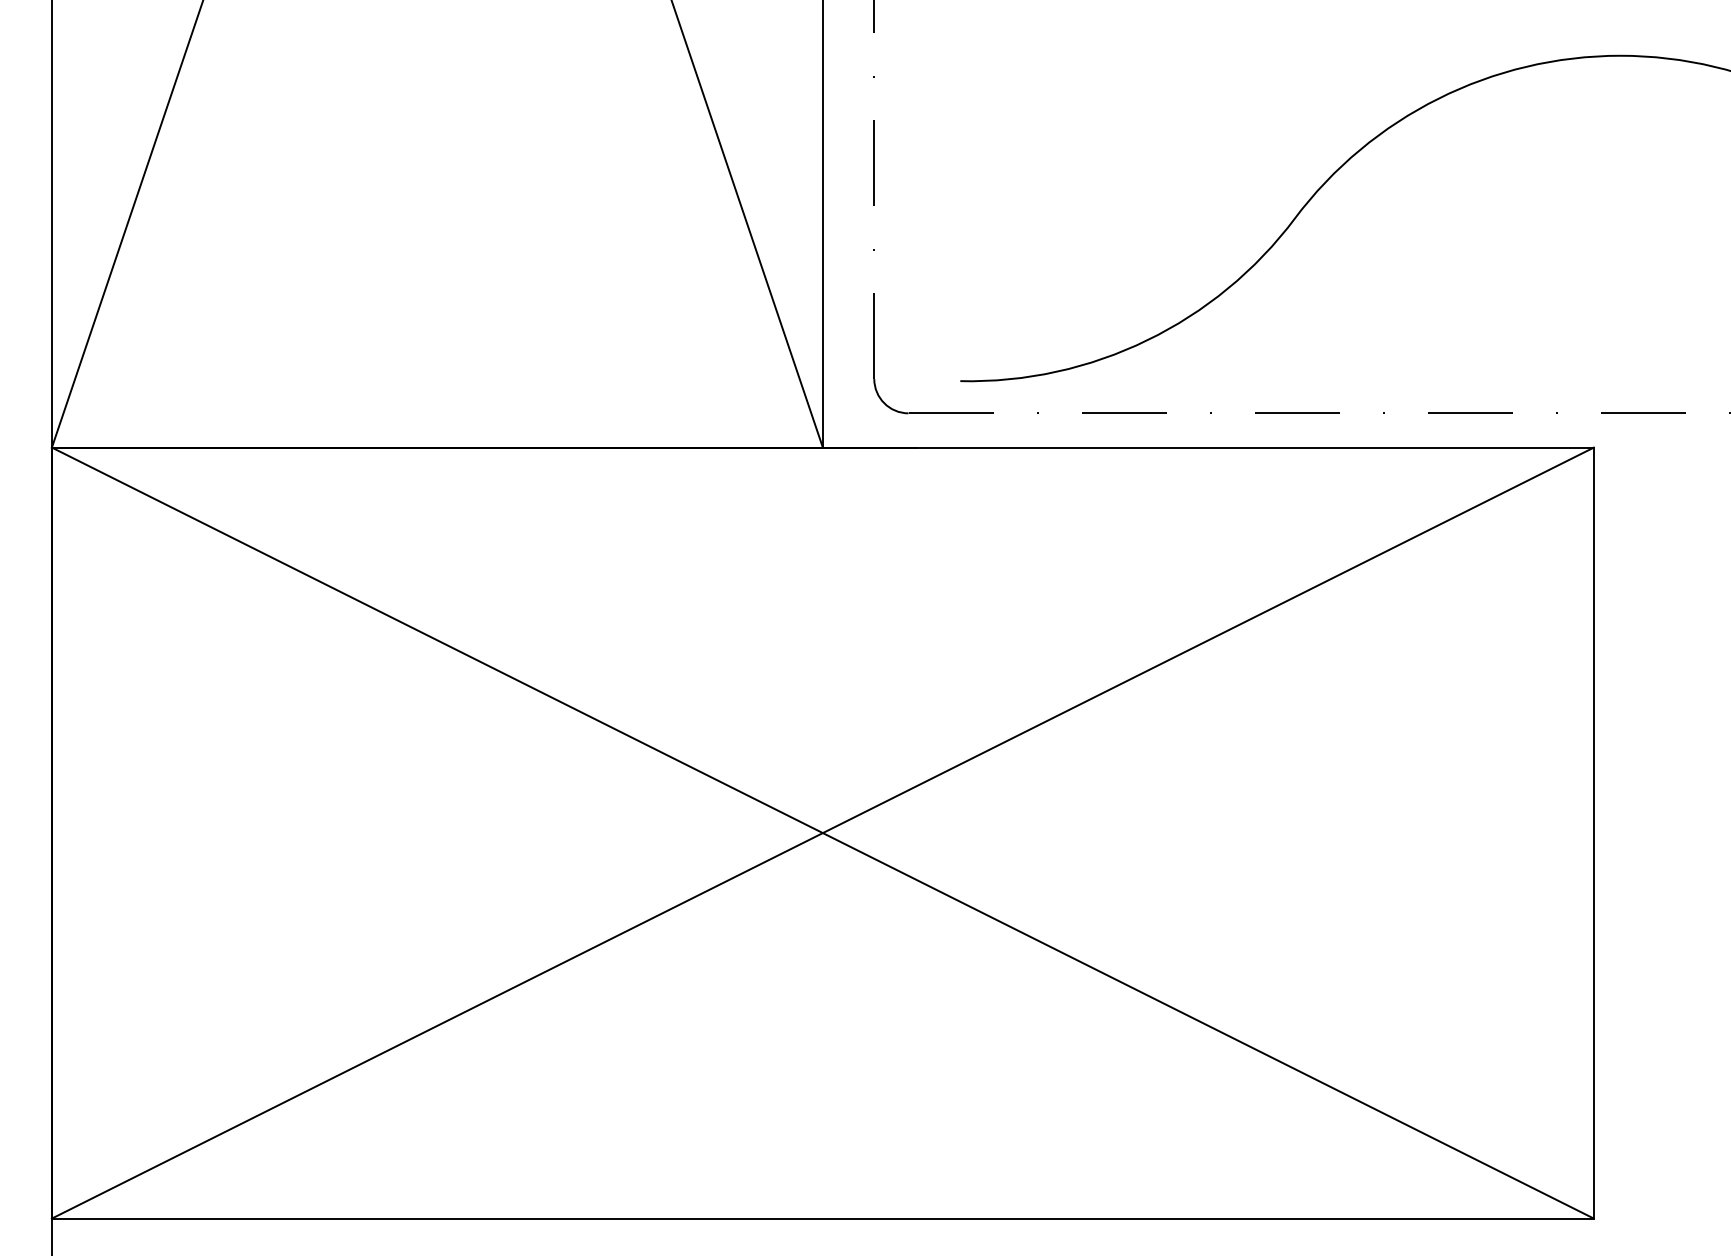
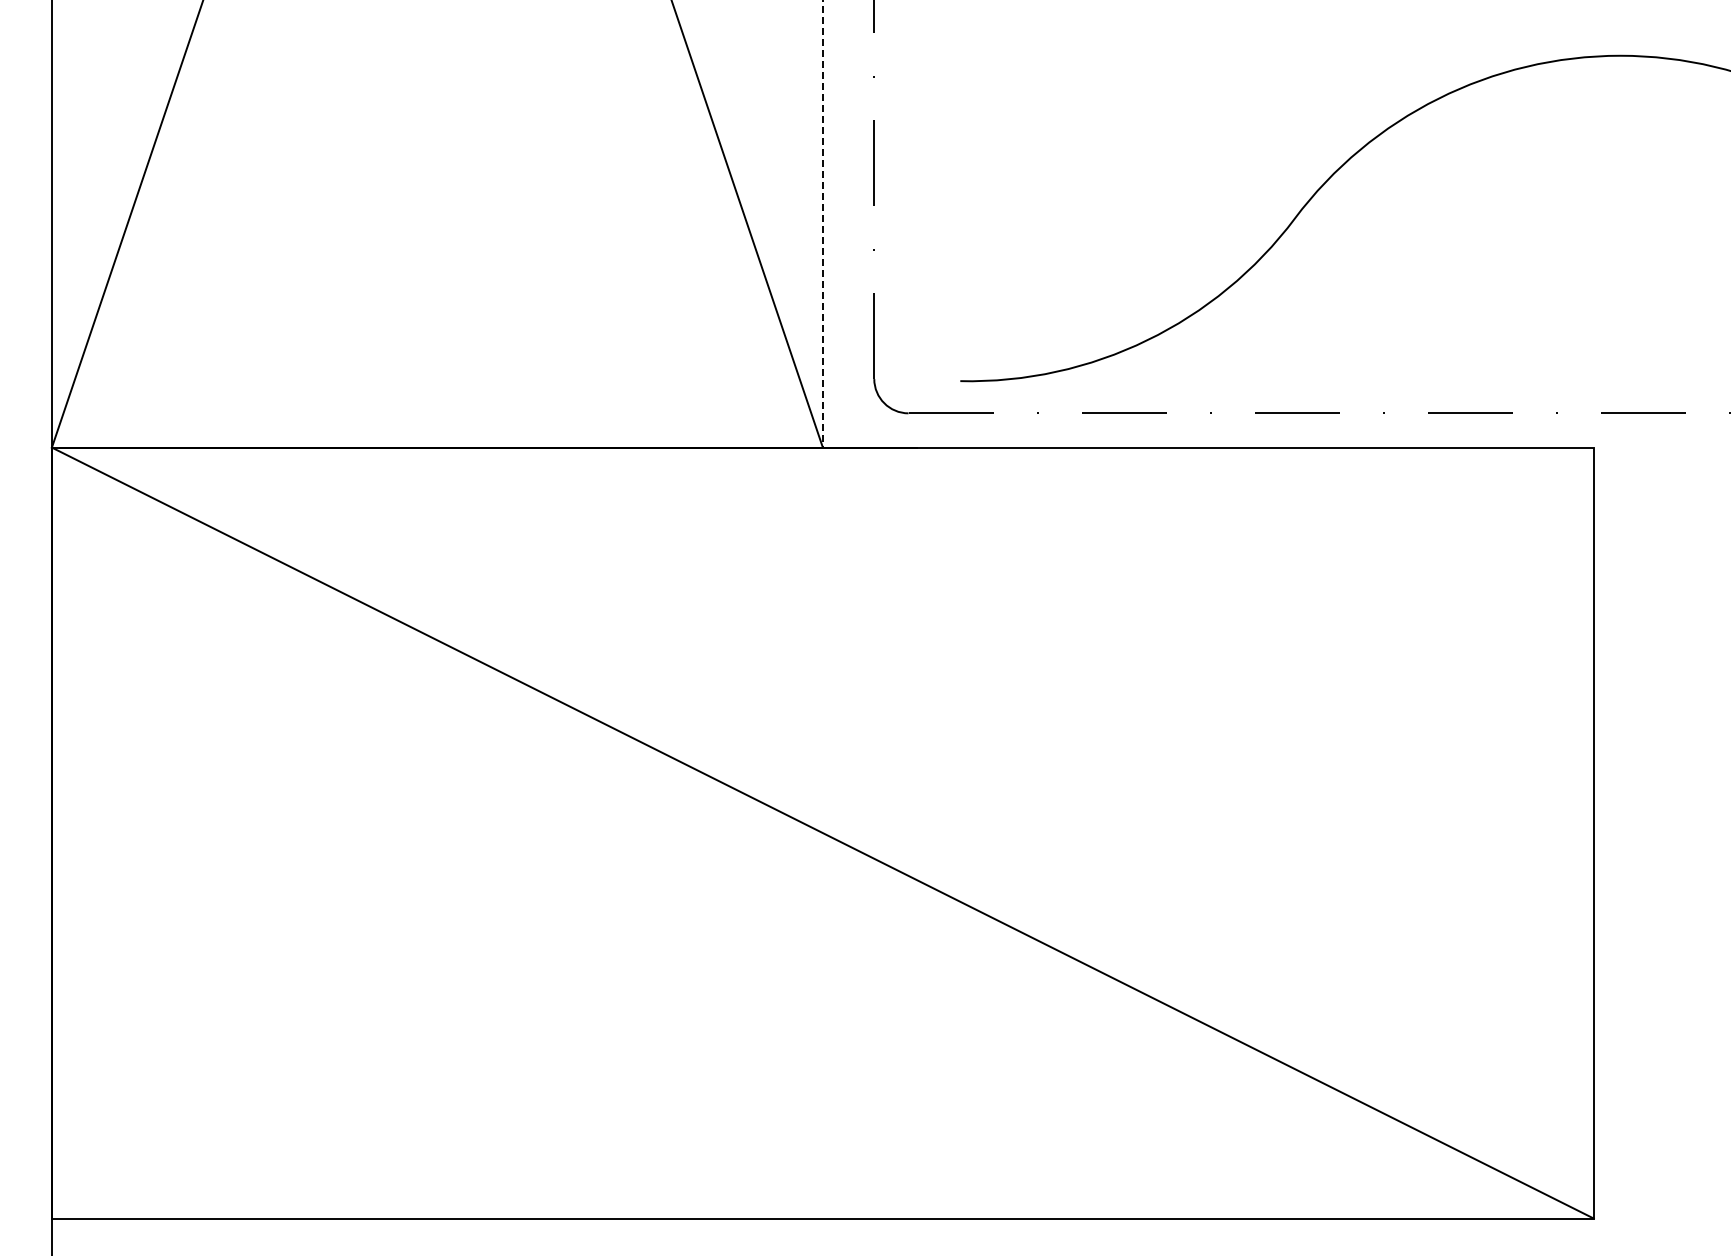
line: solid -> dashed (822, 224)
line: present -> none (822, 832)
